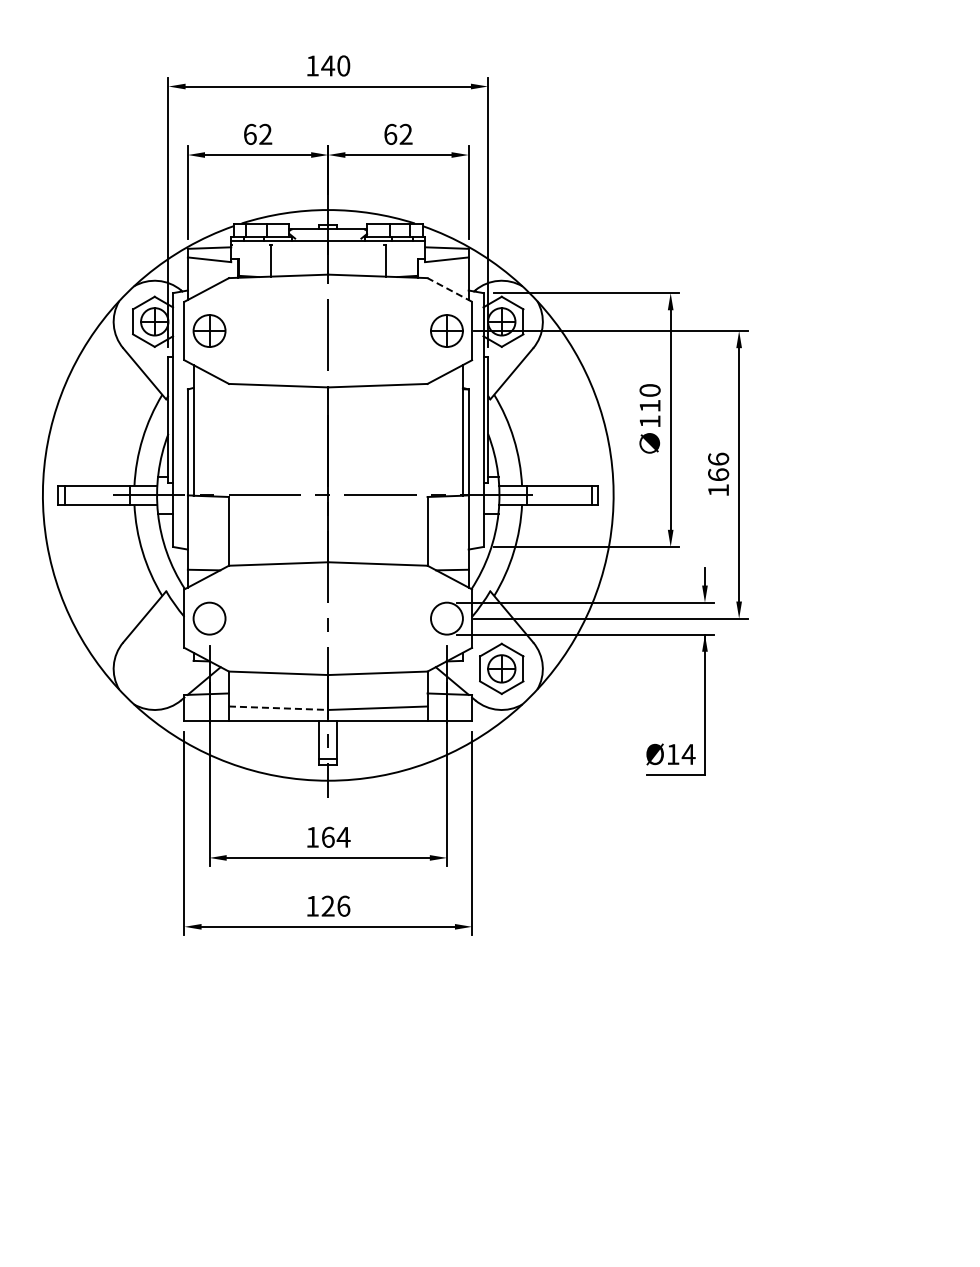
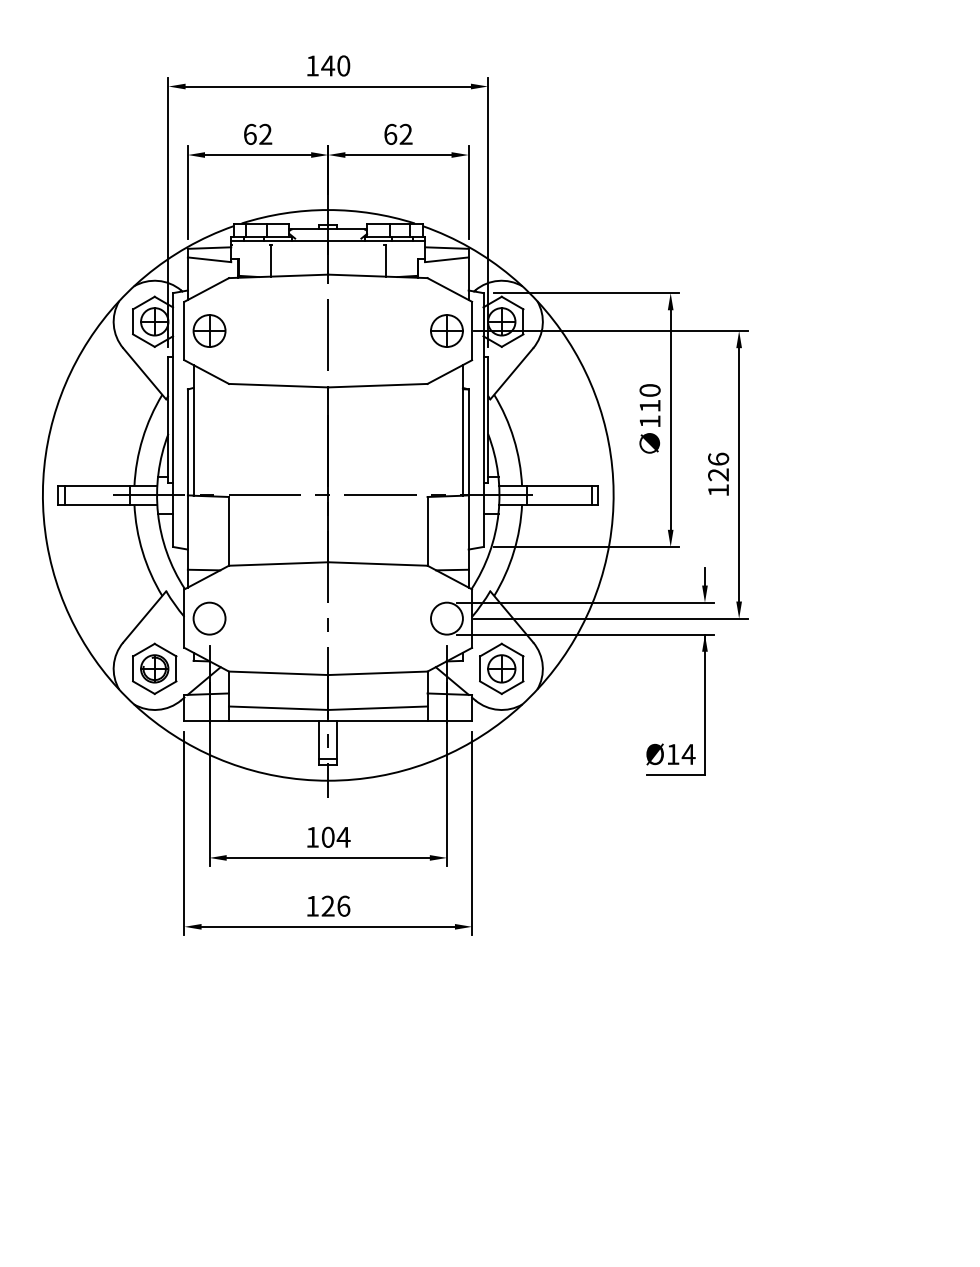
line: dashed -> solid (449, 289)
text: 166 -> 126 (718, 474)
part: none -> present (154, 668)
line: dashed -> solid (278, 708)
text: 164 -> 104 (328, 836)
